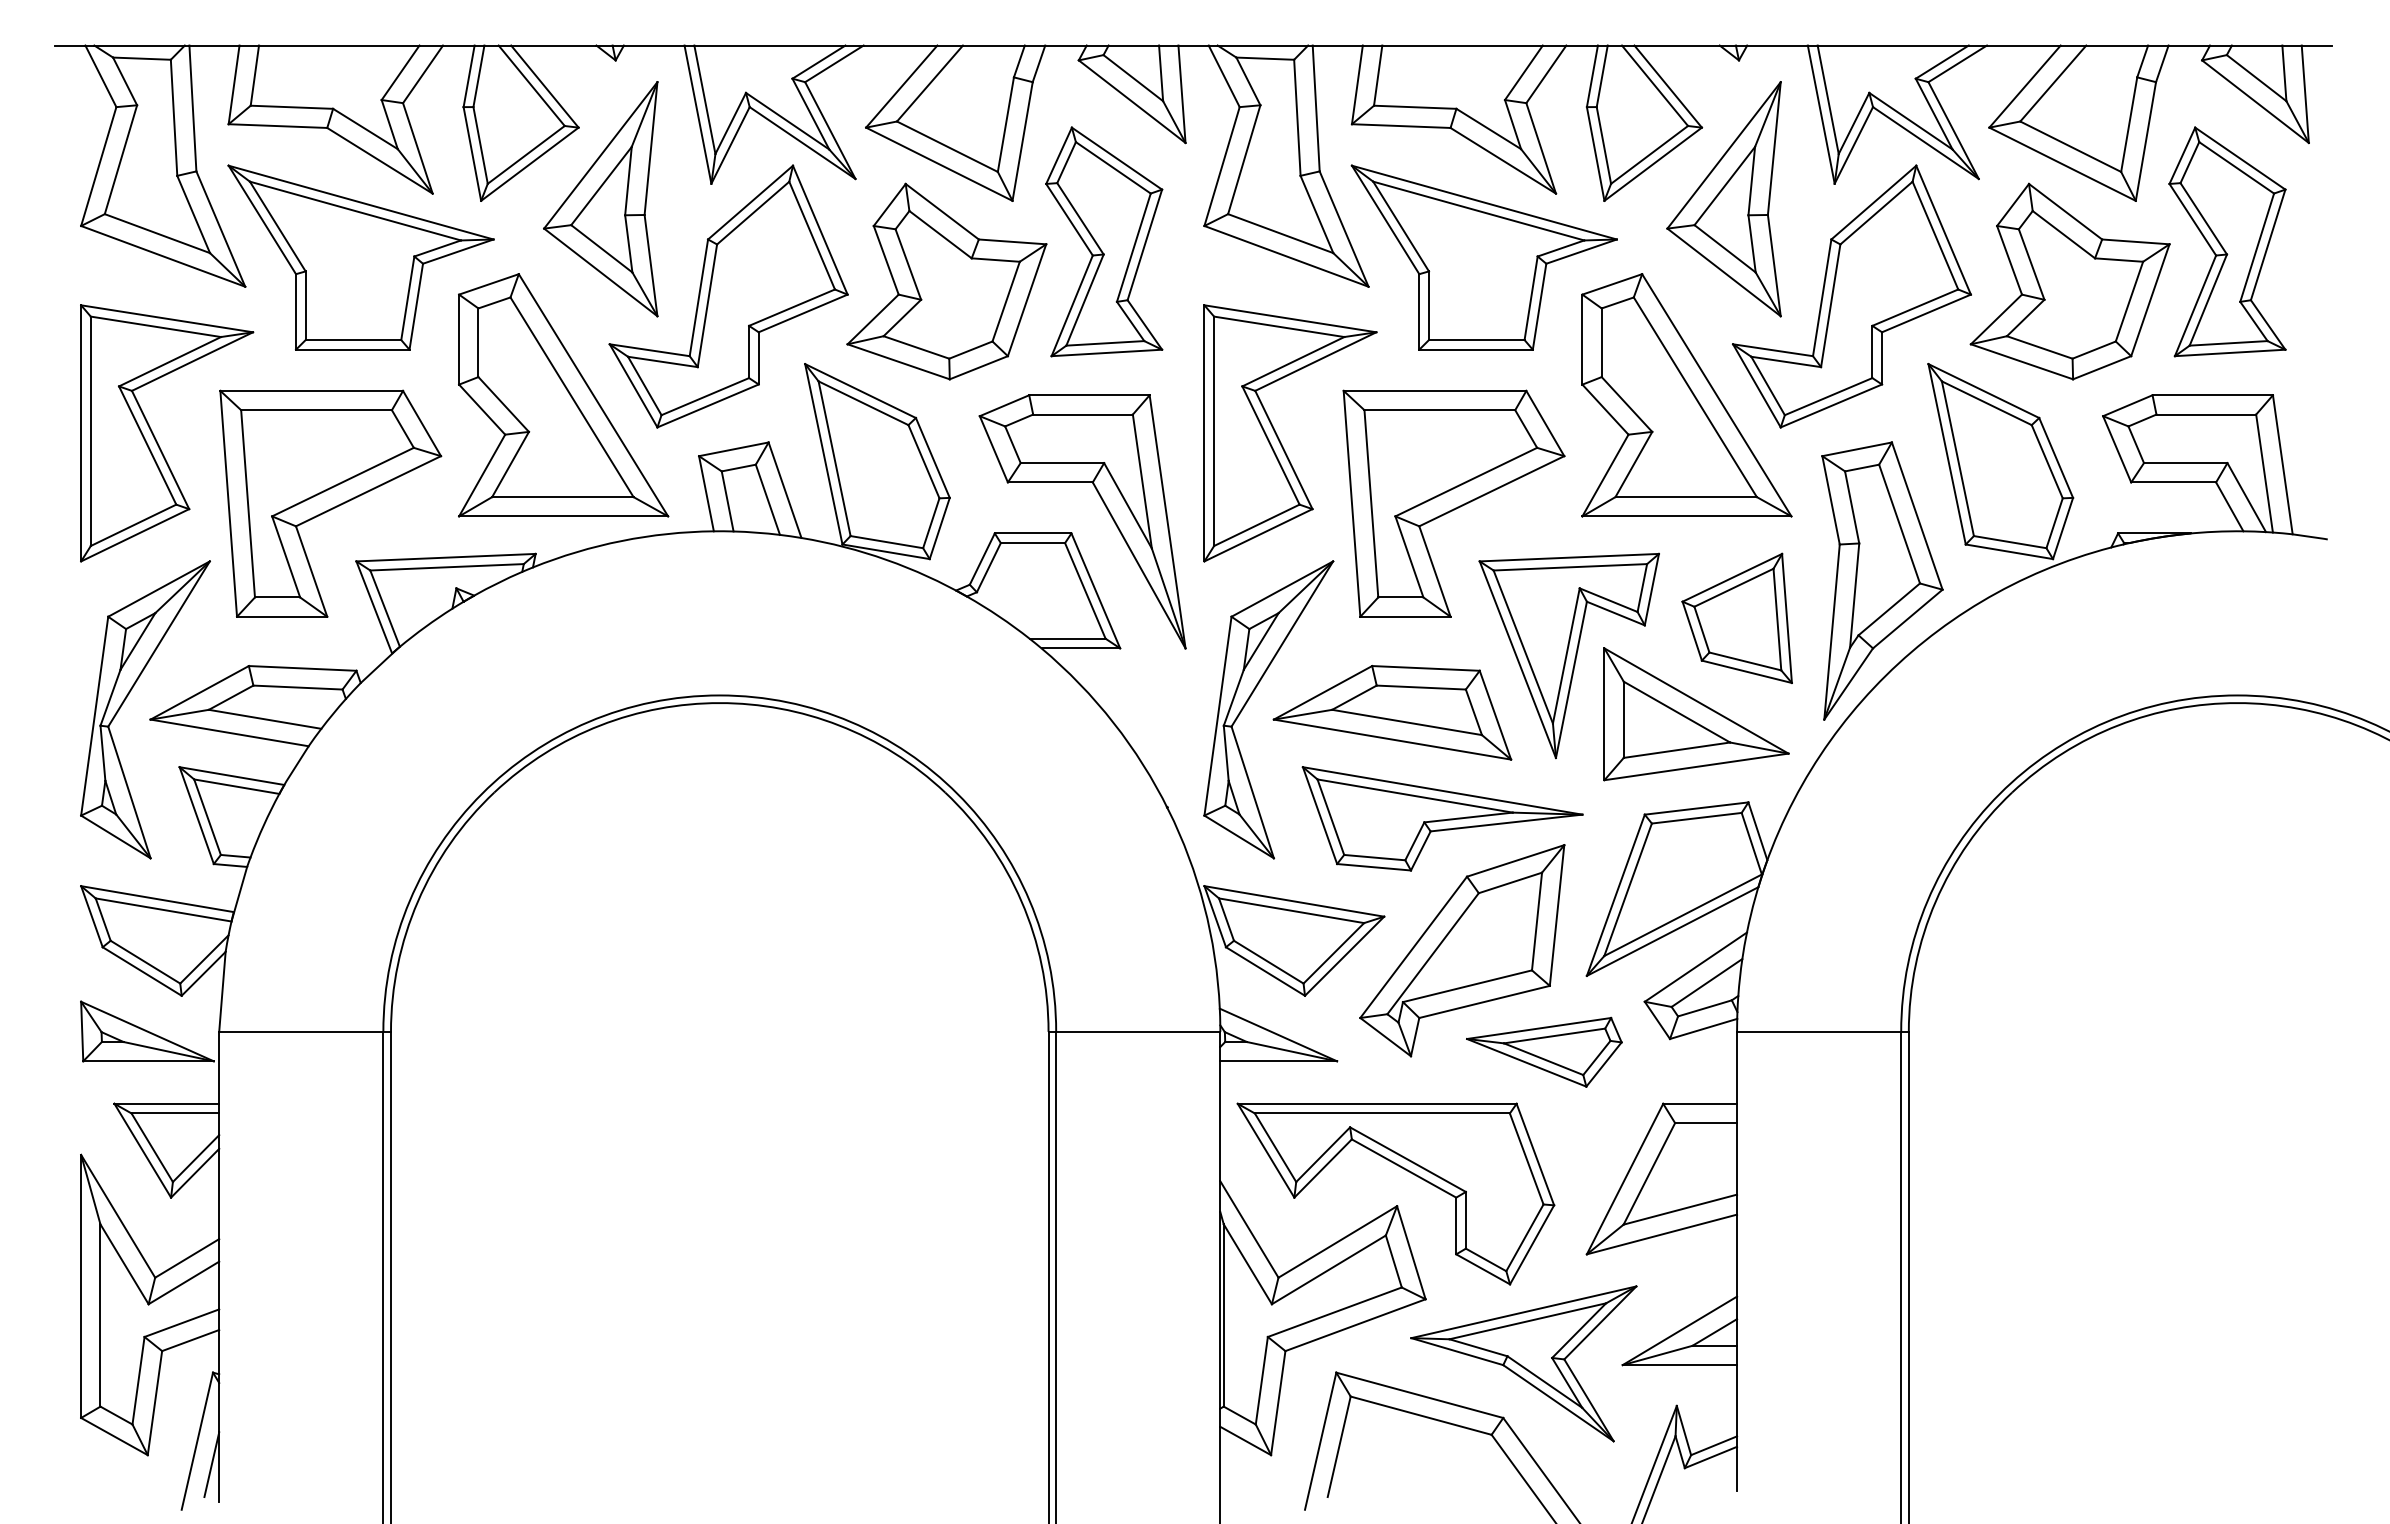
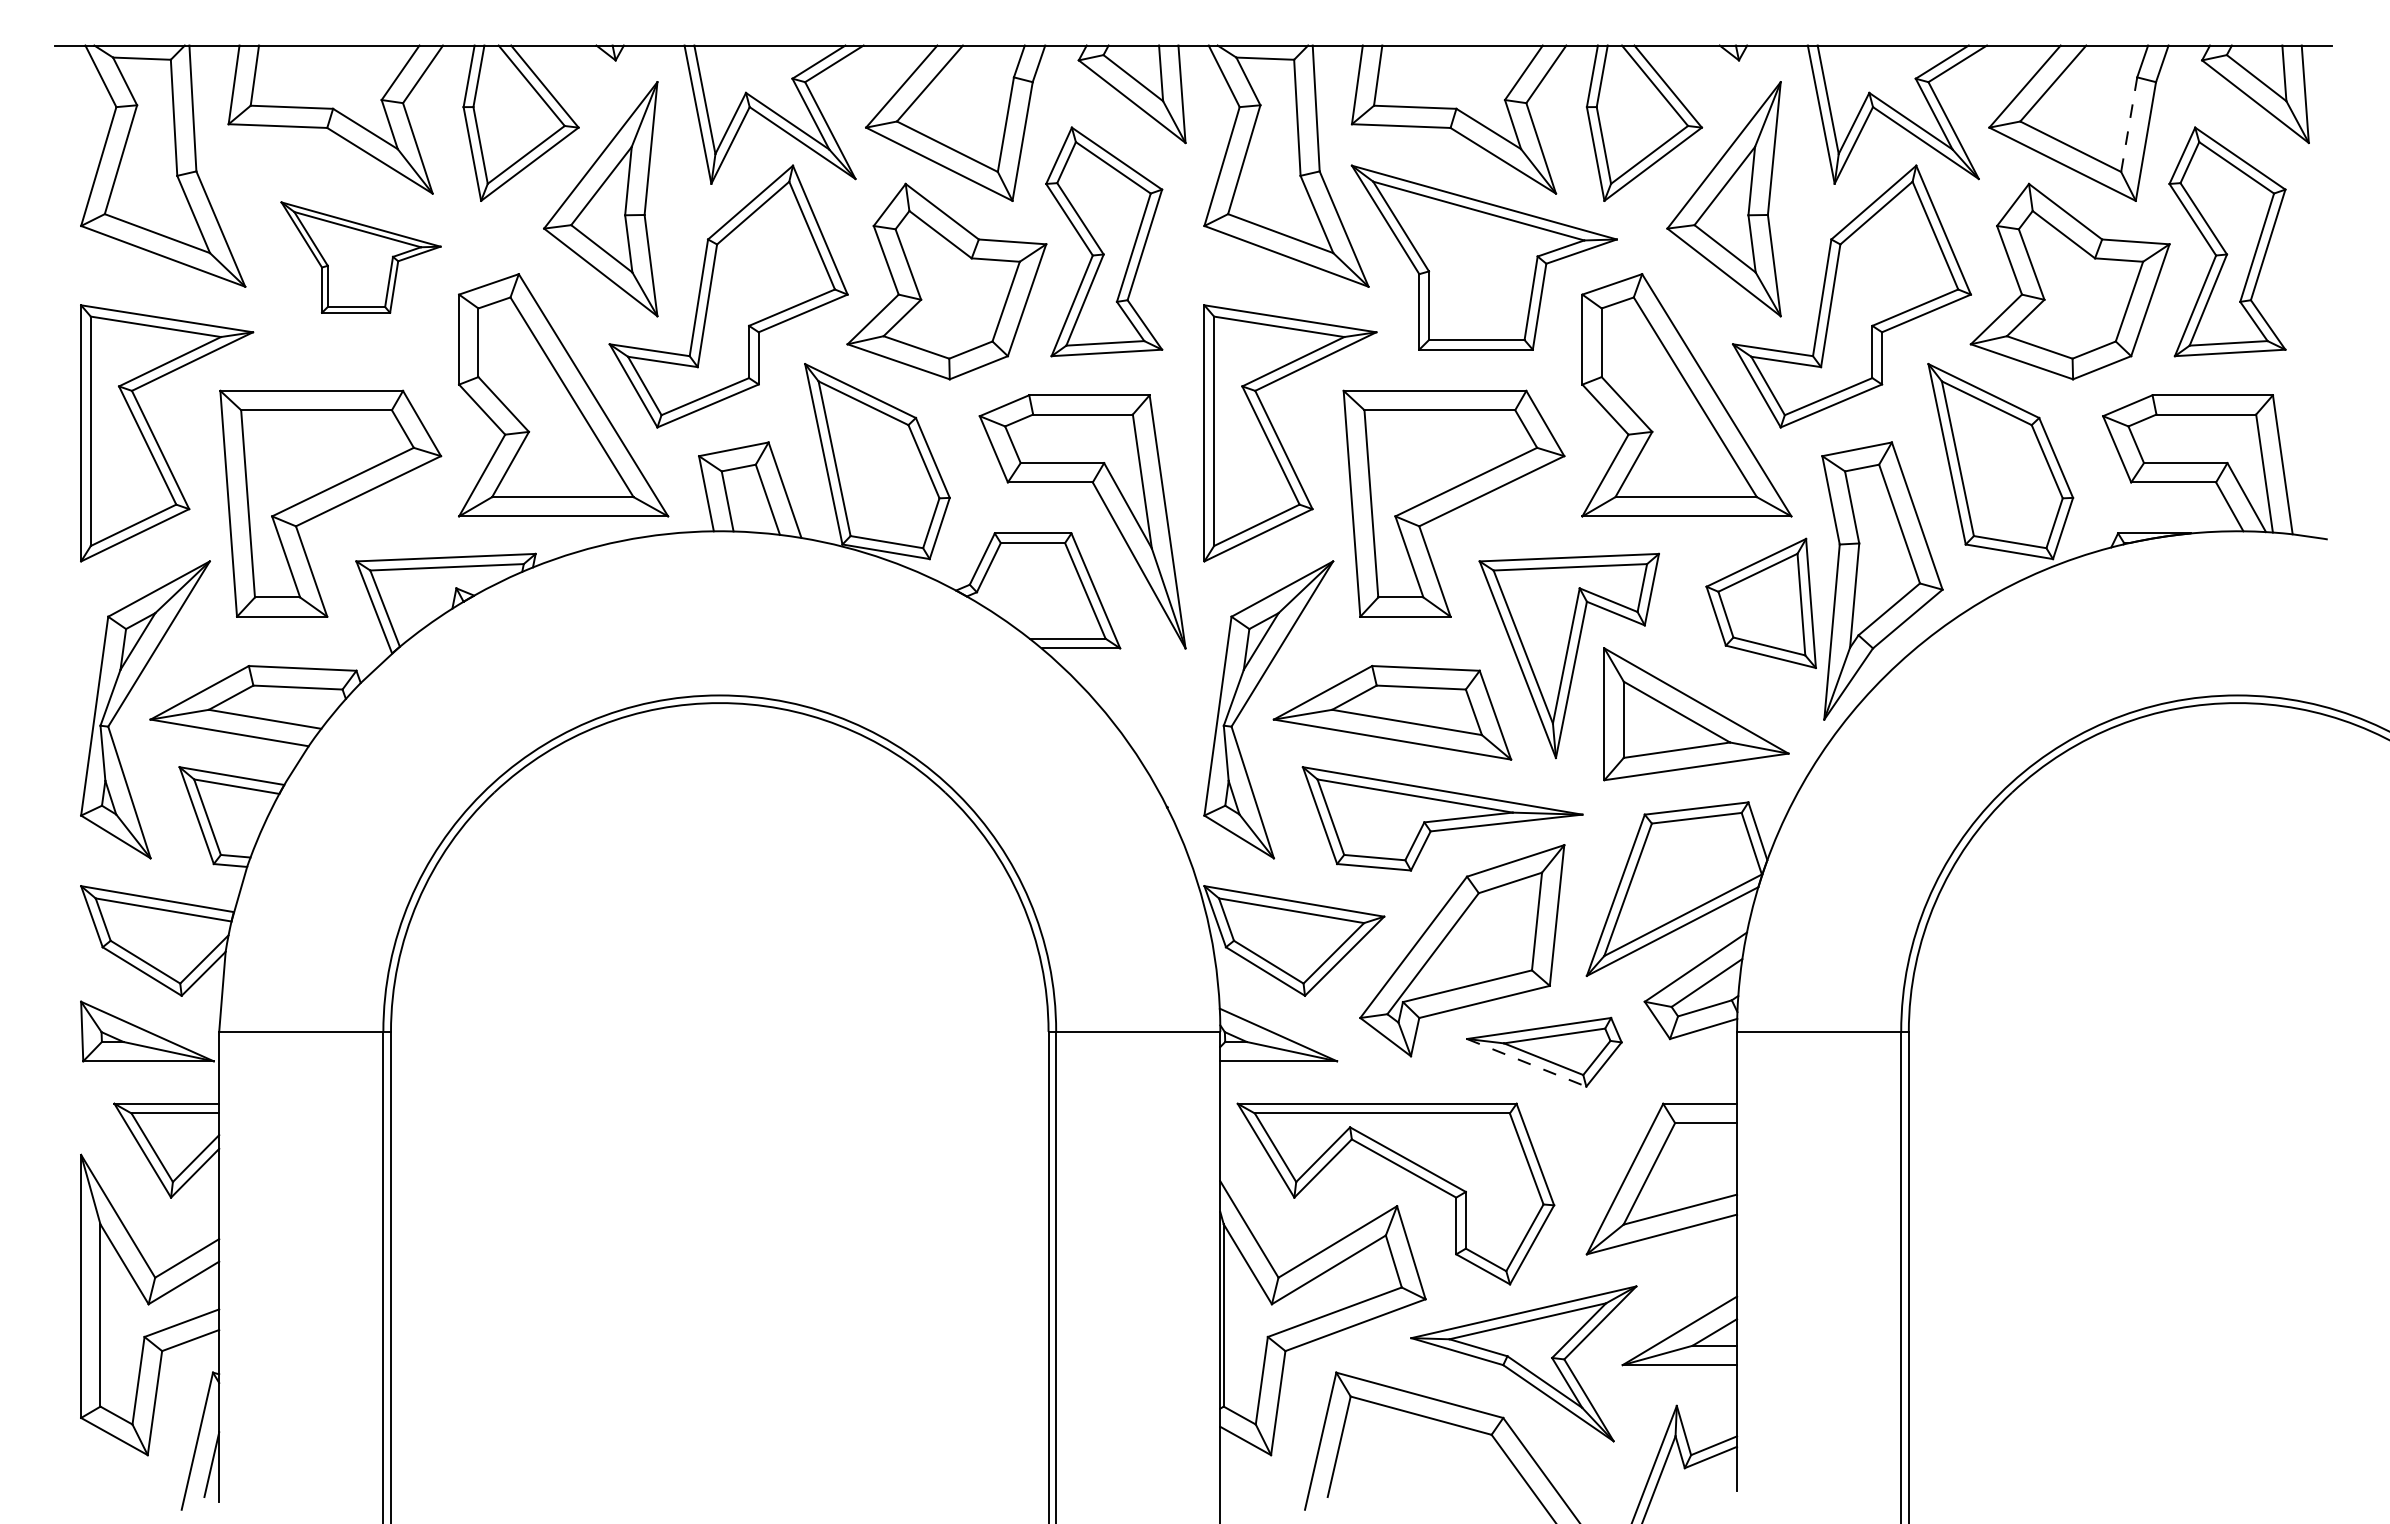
line: solid -> dashed (2129, 124)
part size: 268x187 px -> 162x113 px (360, 257)
part position: (1736, 617) -> (1760, 602) (1760, 602)
line: solid -> dashed (1527, 1063)
